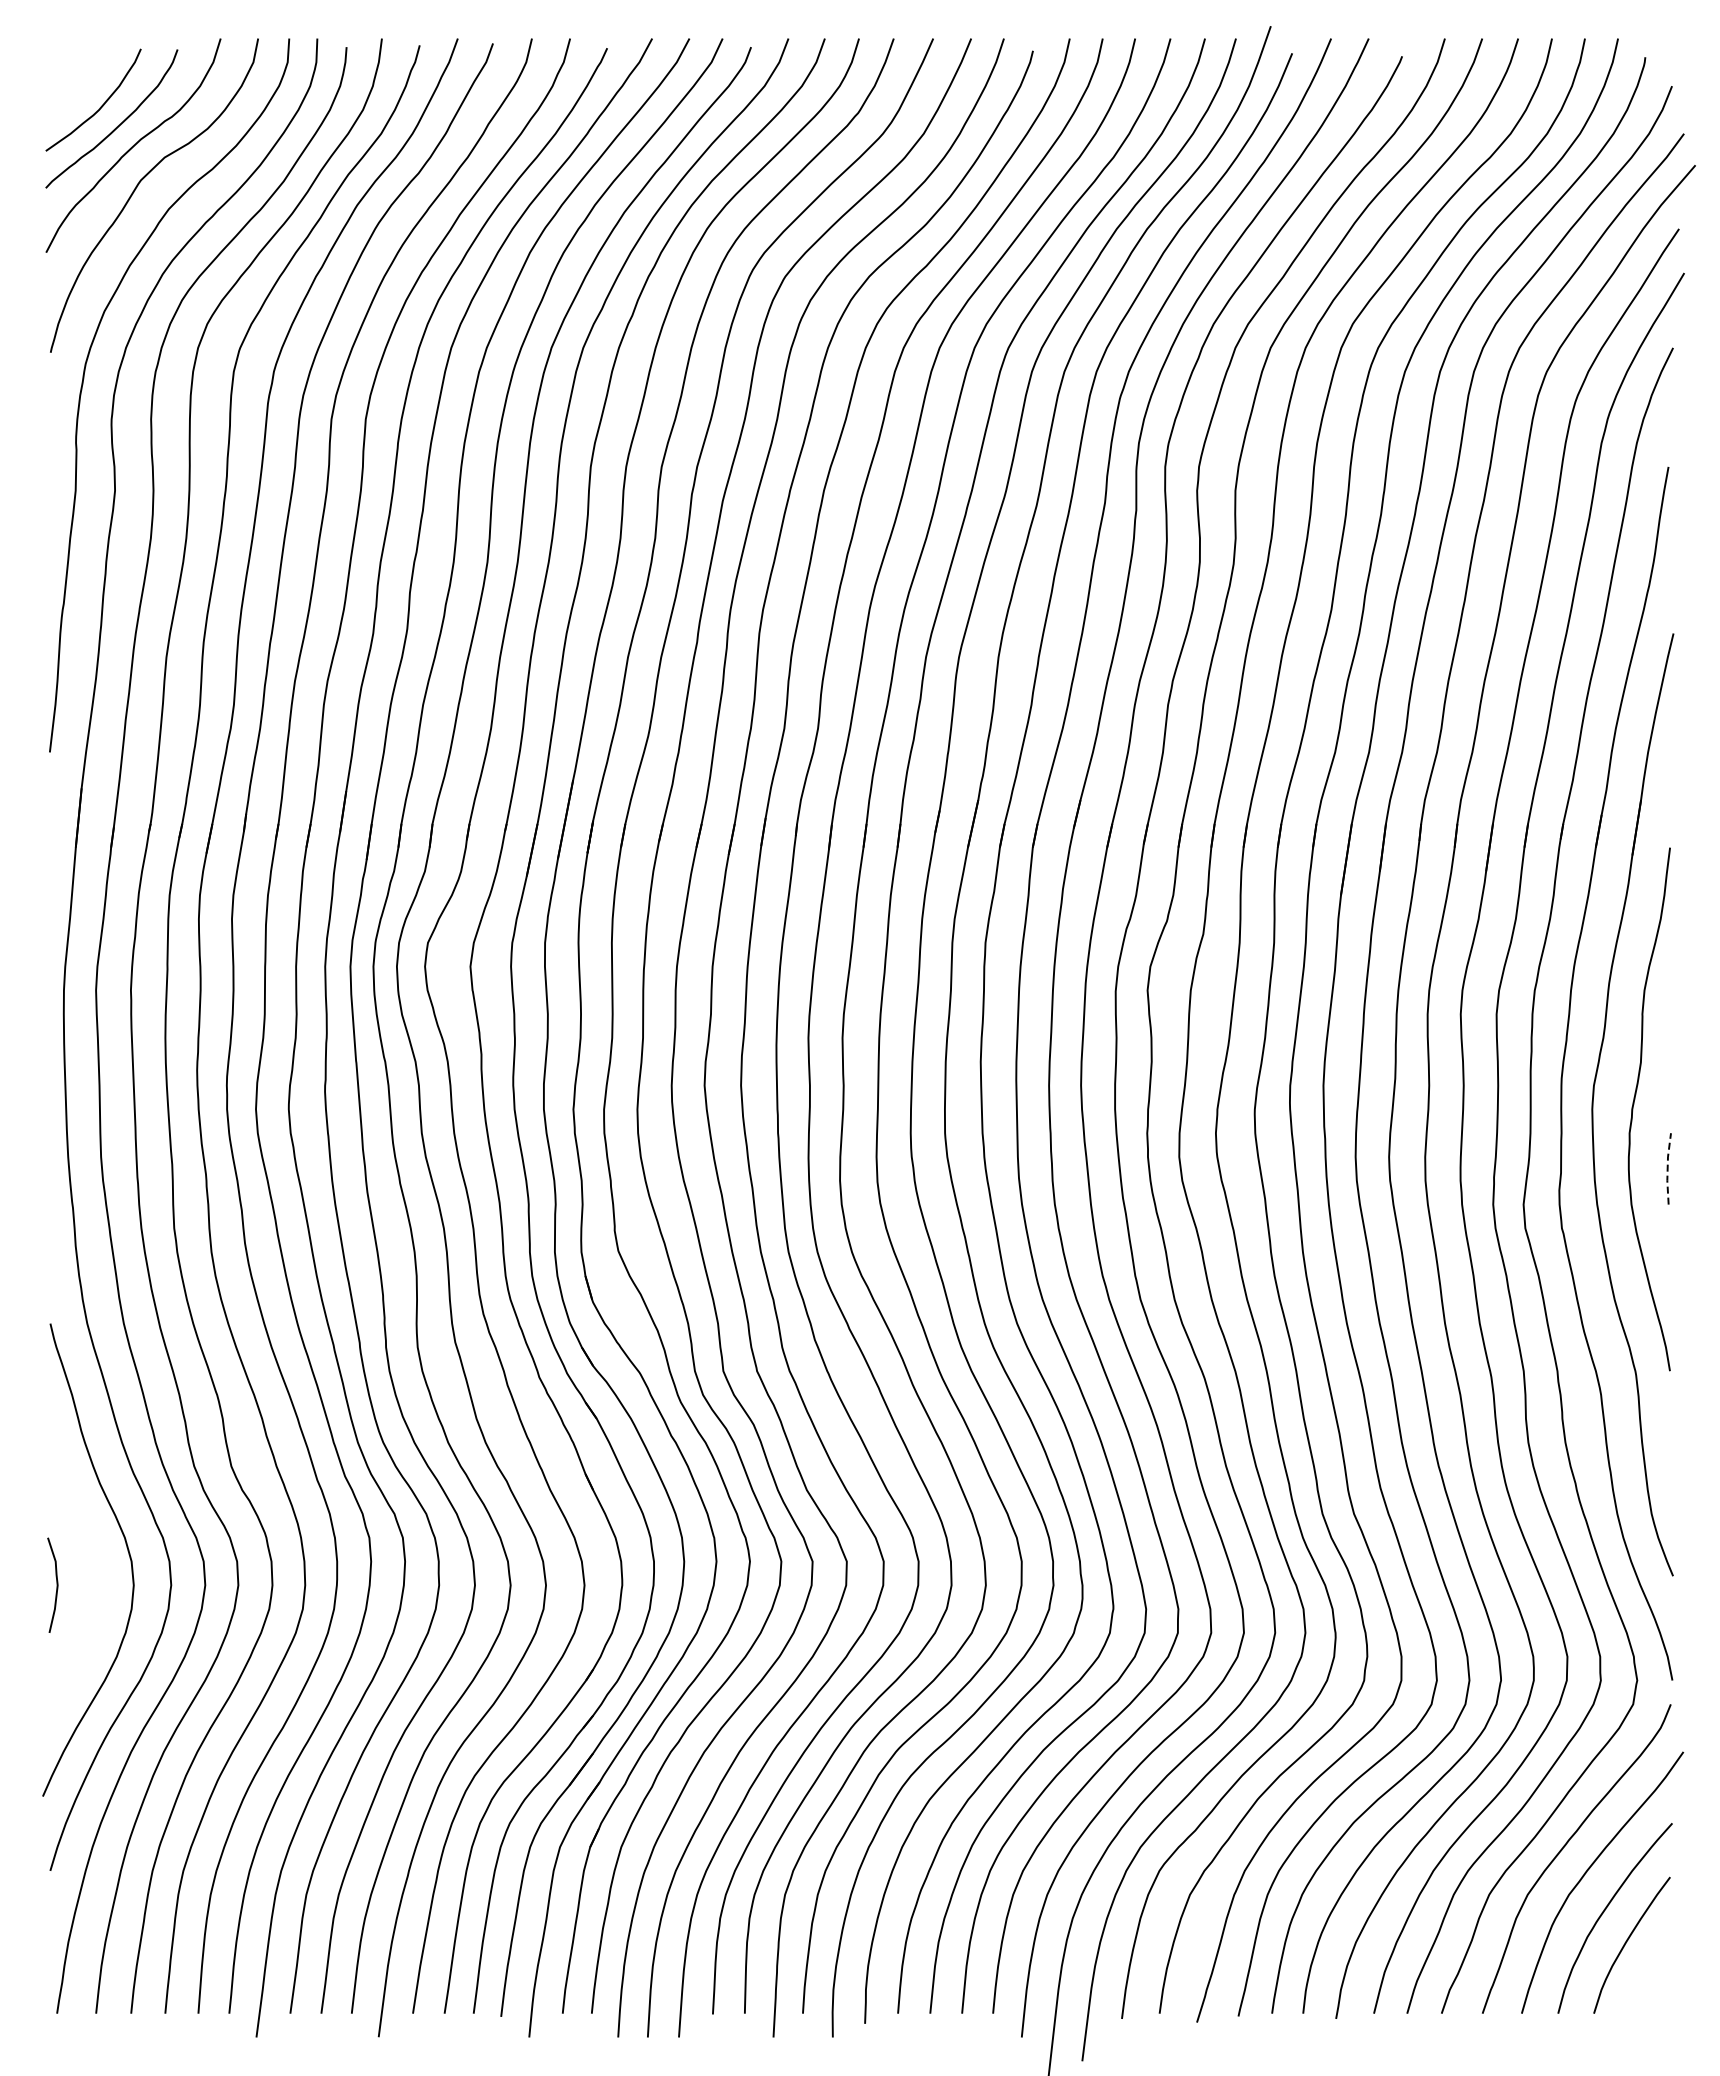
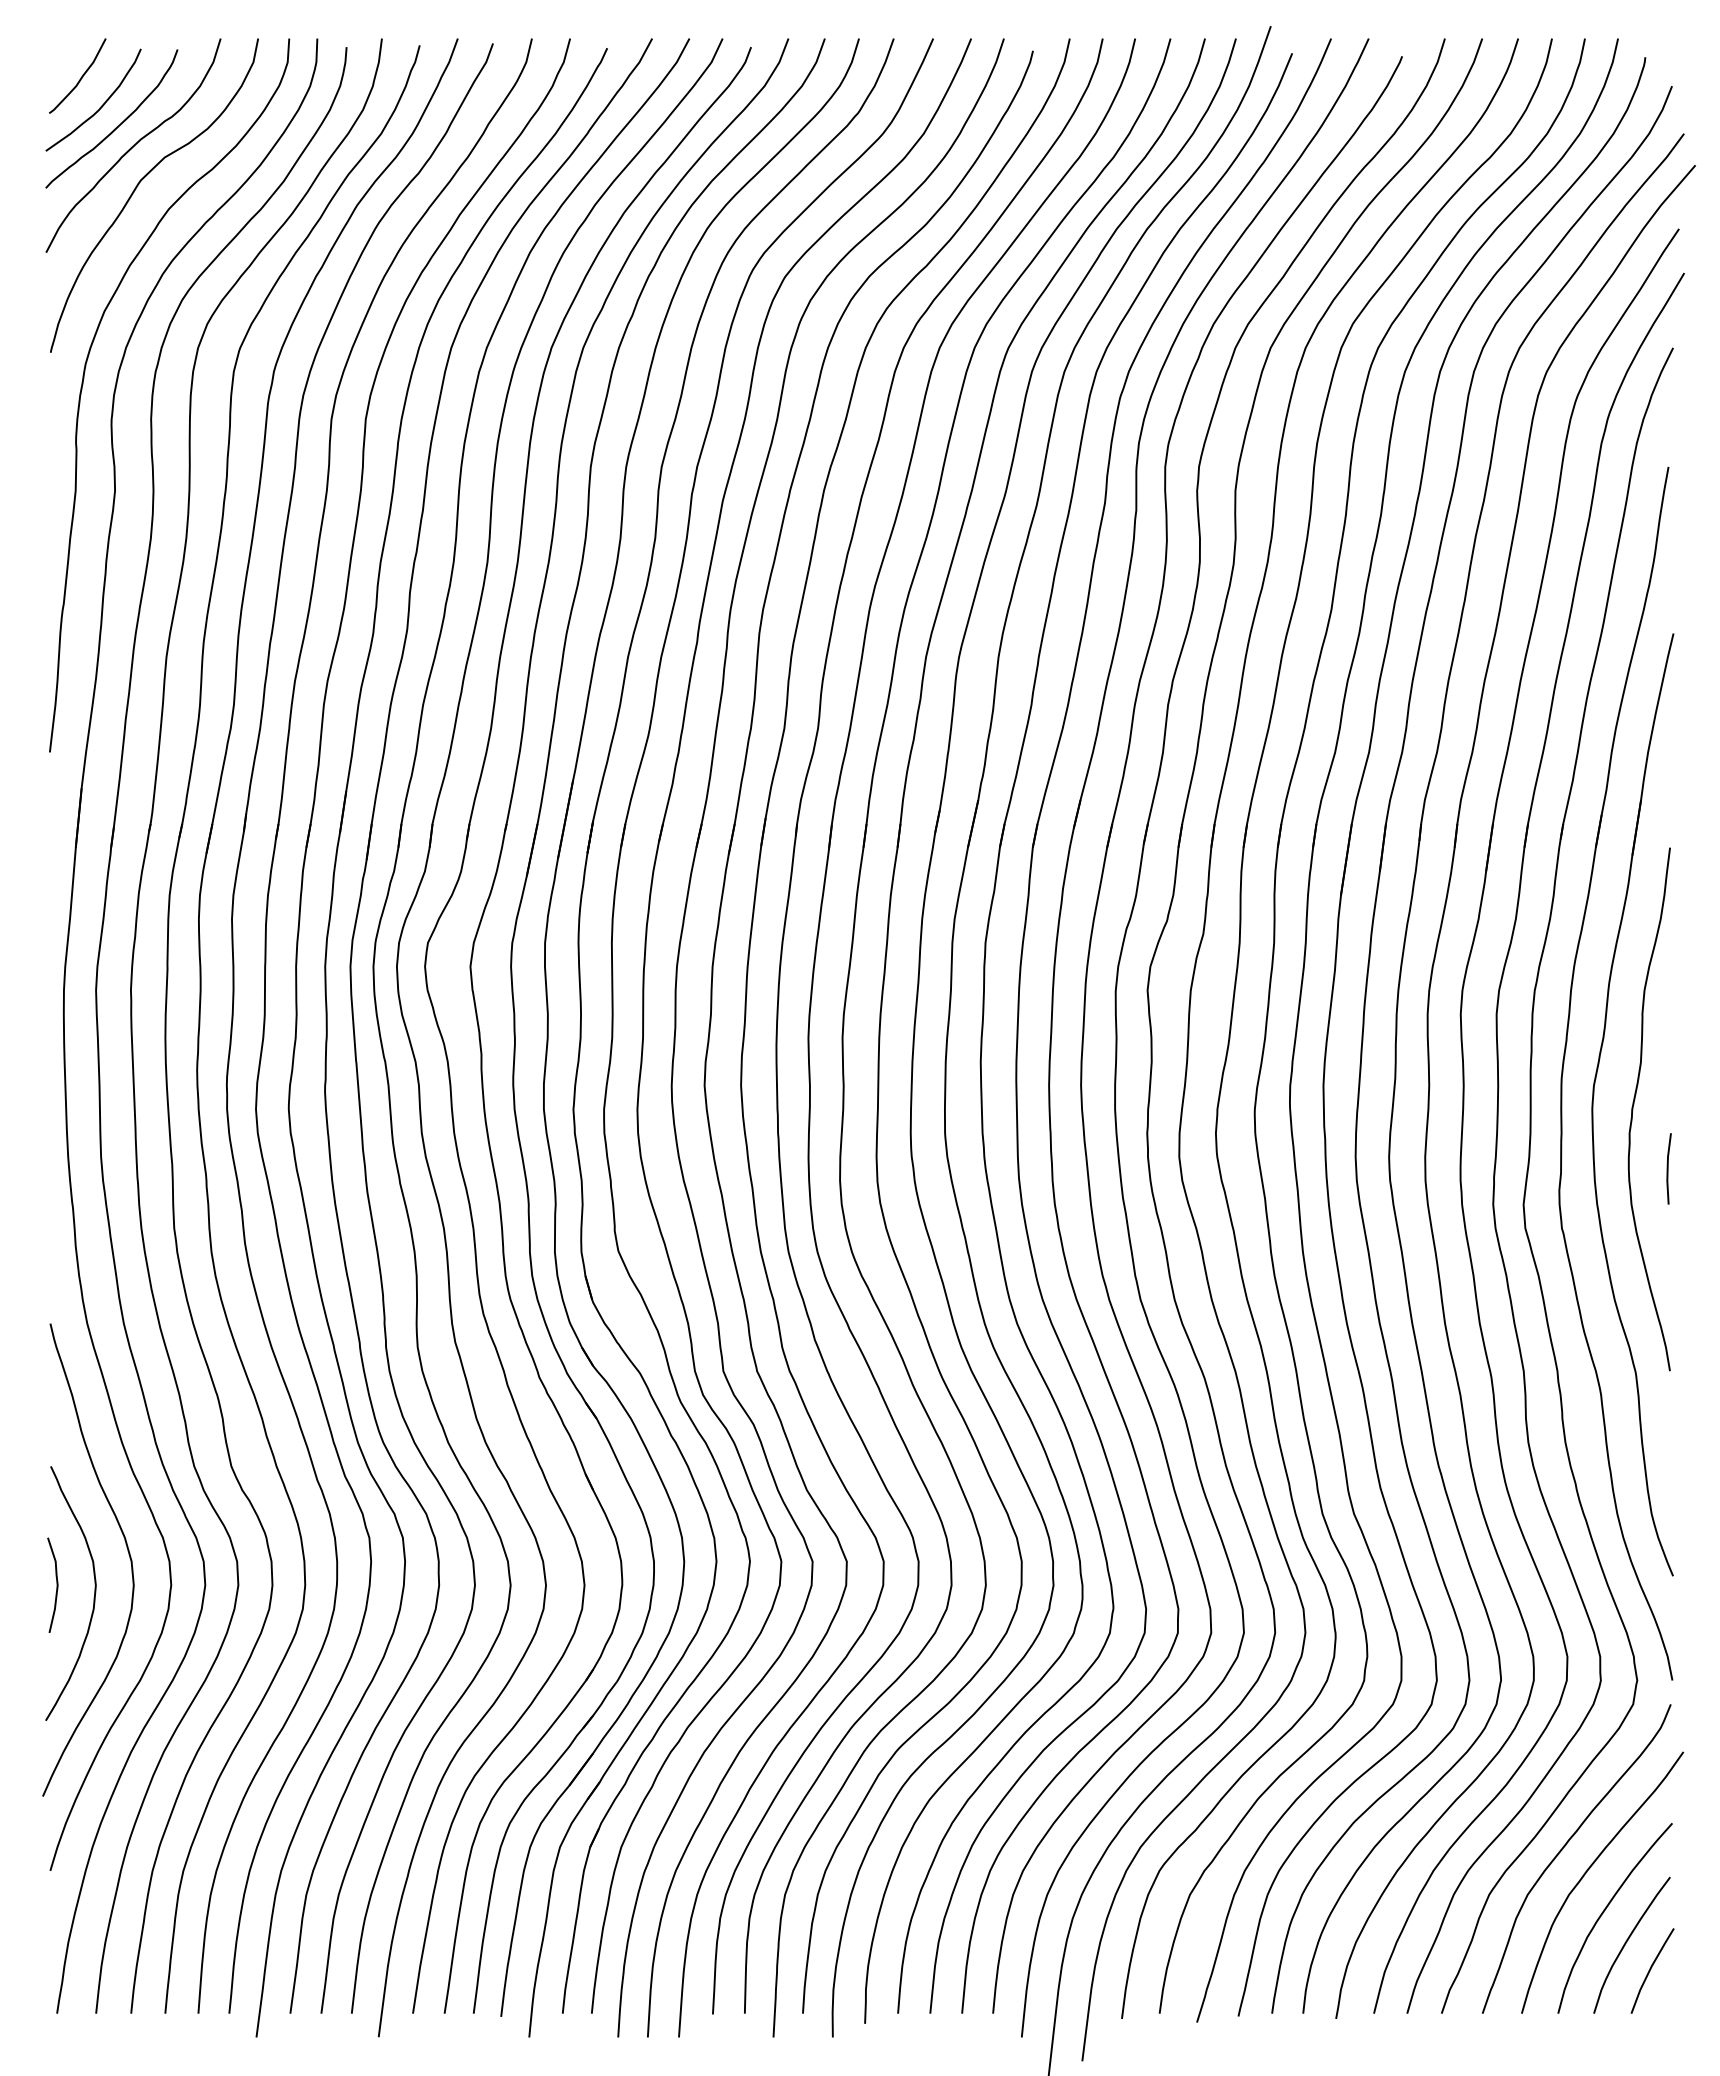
curve: none -> present (80, 77)
line: dashed -> solid (1667, 1168)
curve: none -> present (93, 1597)
line: none -> present (1651, 1969)
